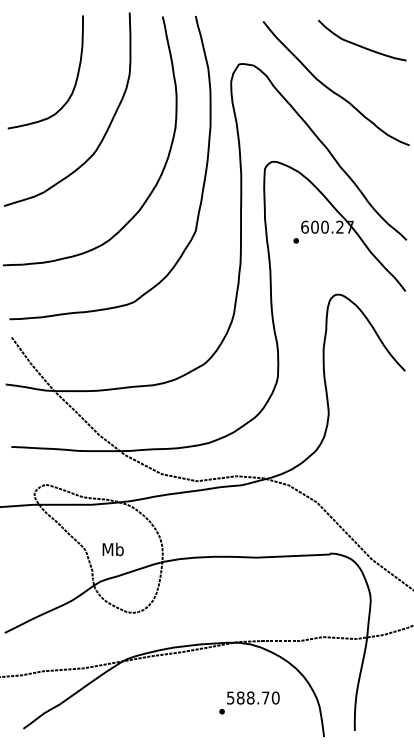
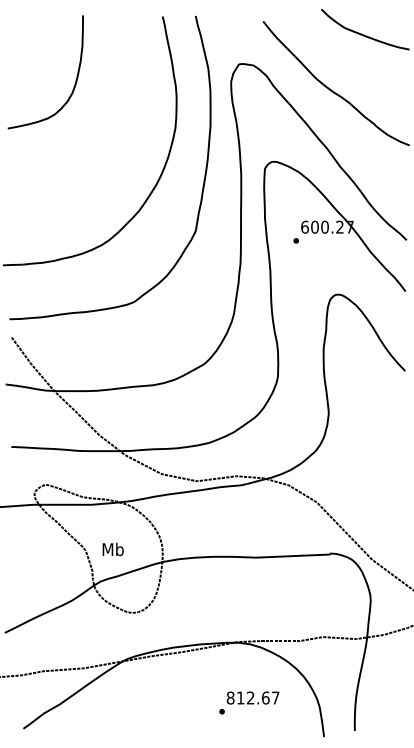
curve position: (361, 45) -> (364, 34) (364, 34)
curve: present -> none (106, 129)
text: 588.70 -> 812.67 (252, 697)
